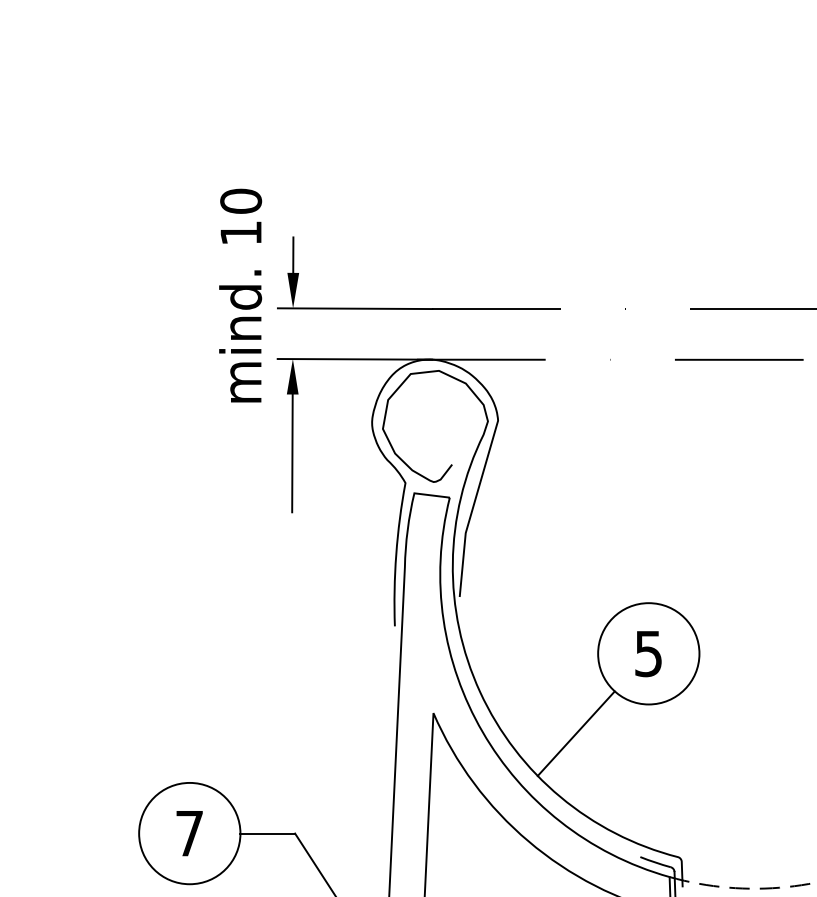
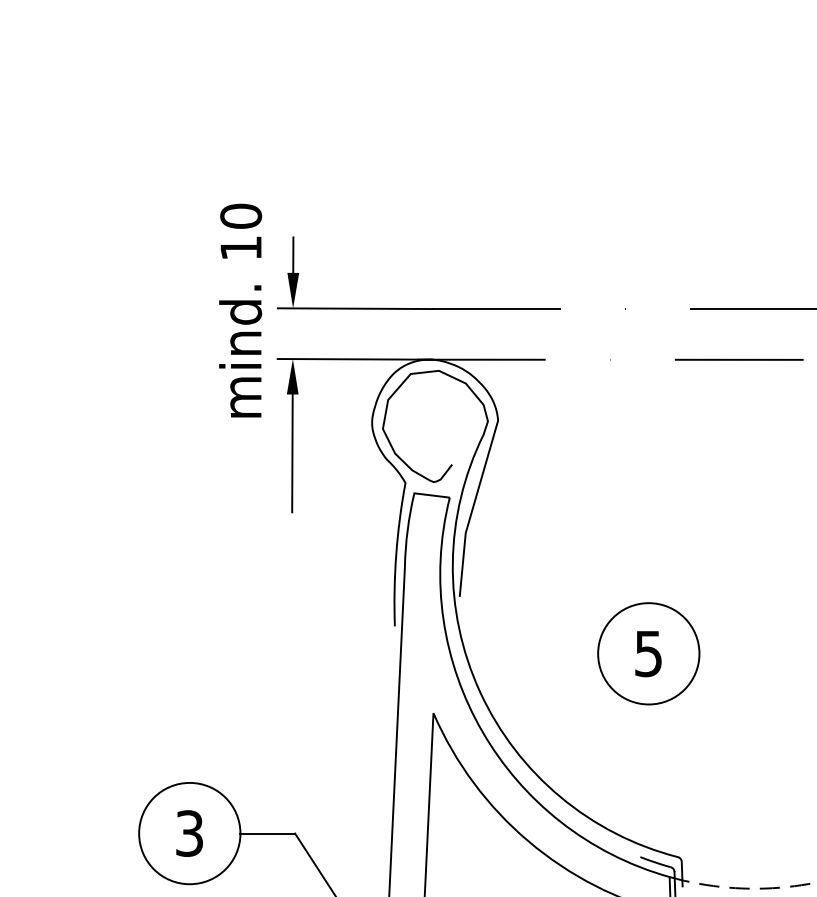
text position: (240, 295) -> (240, 310) (240, 310)
line: present -> none (575, 733)
text: 7 -> 3 (189, 833)
